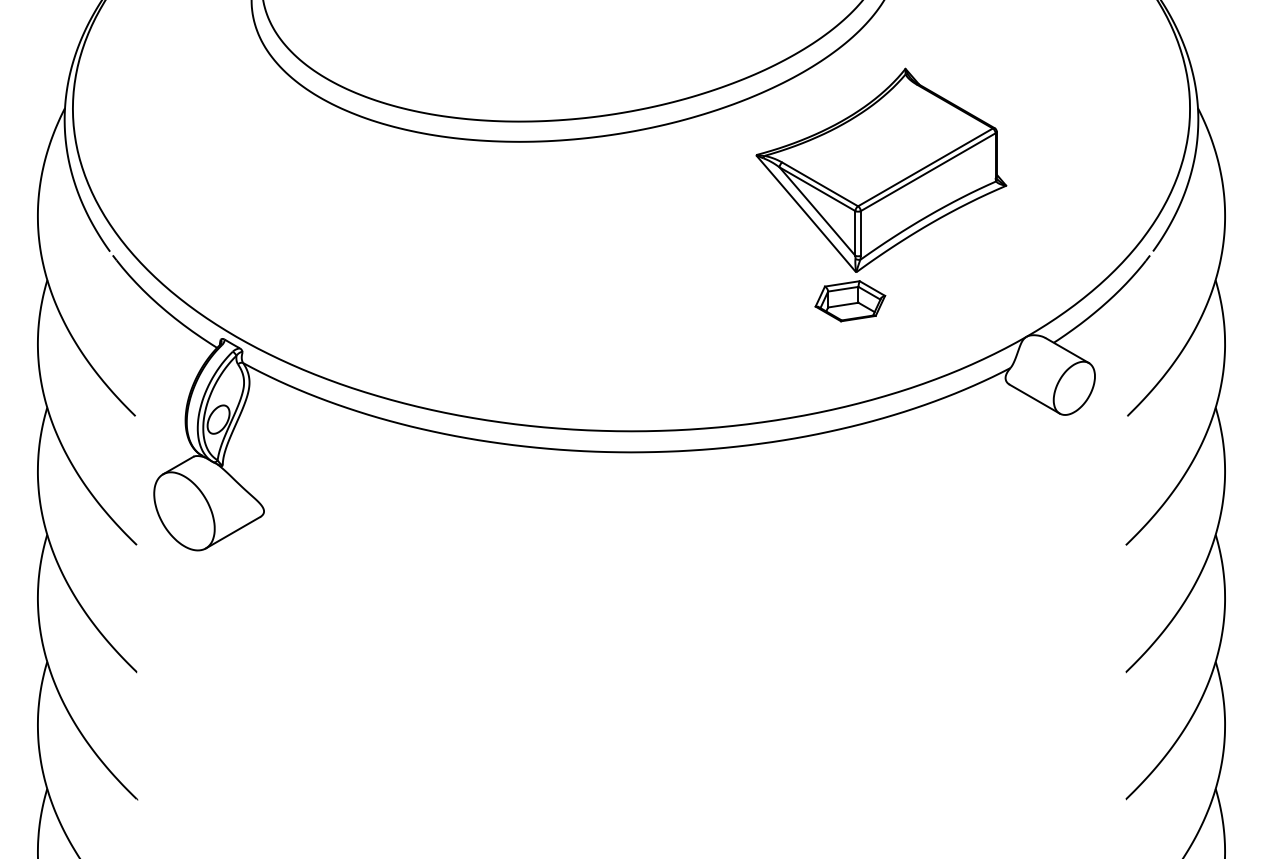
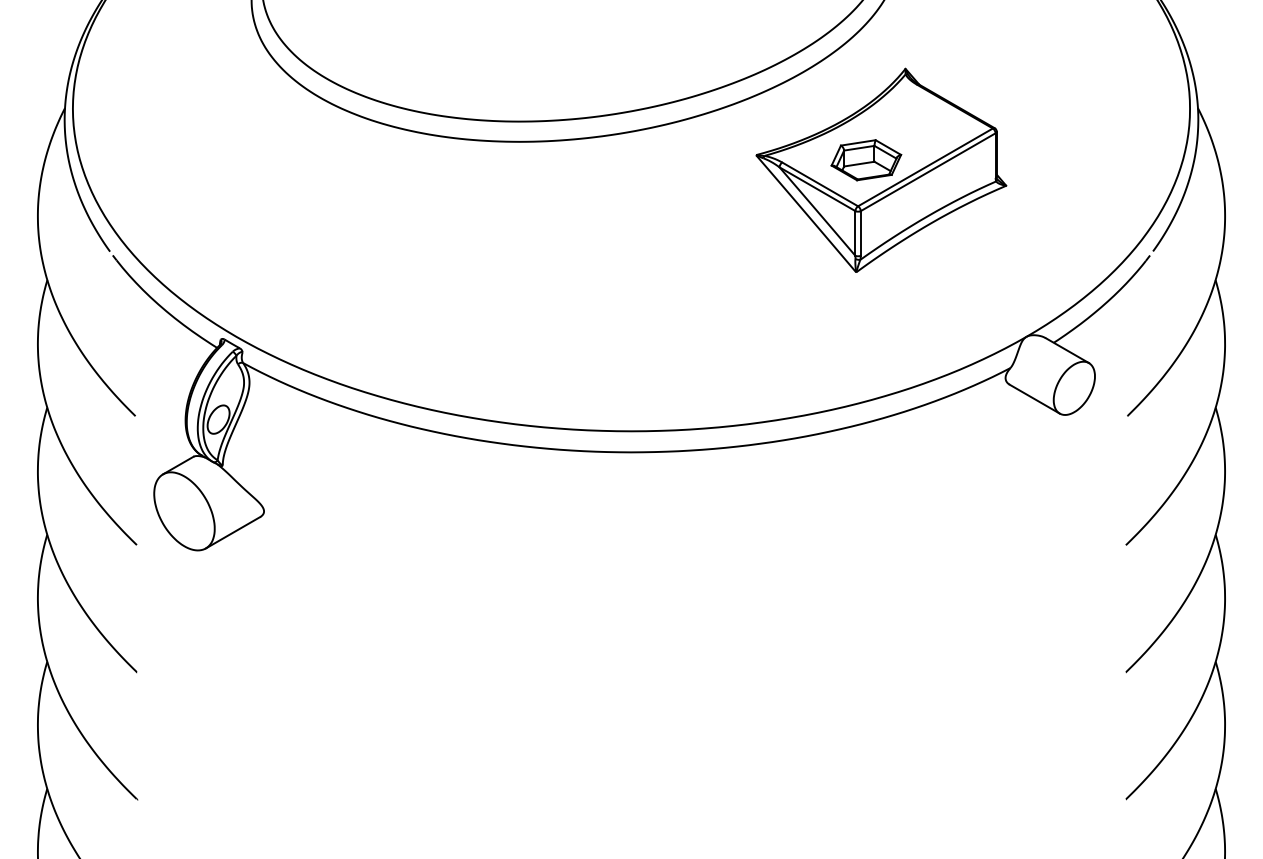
part position: (850, 301) -> (866, 160) (866, 160)
